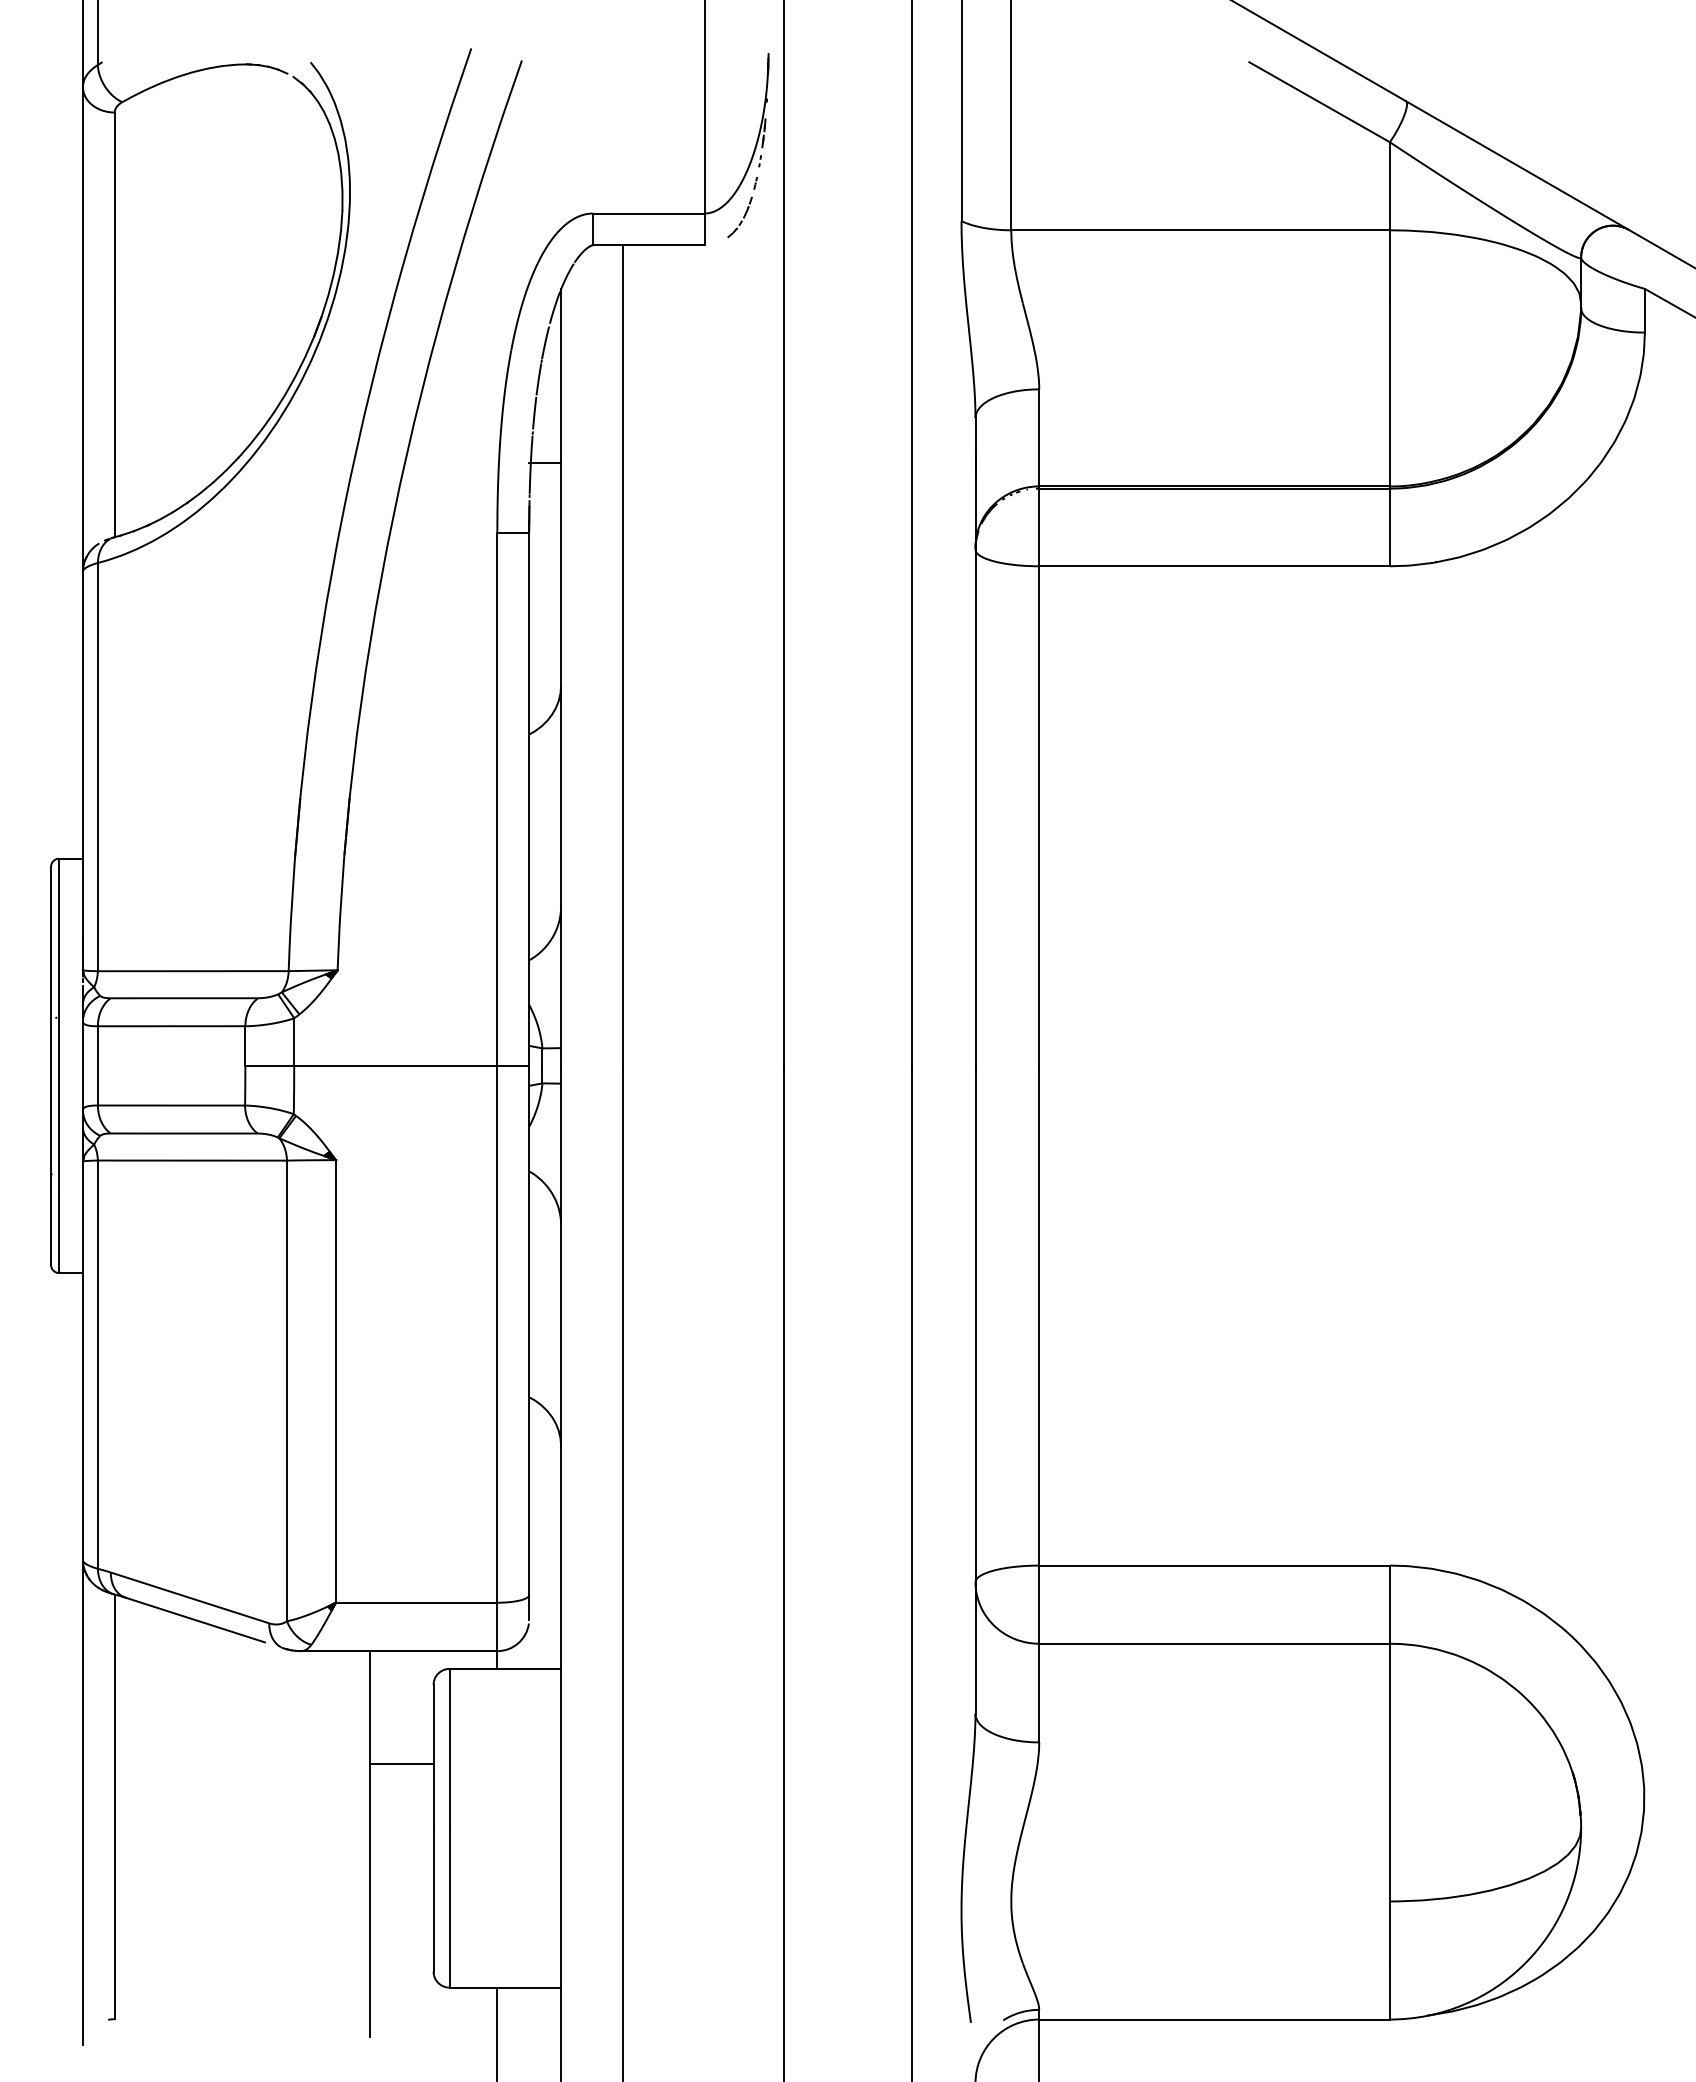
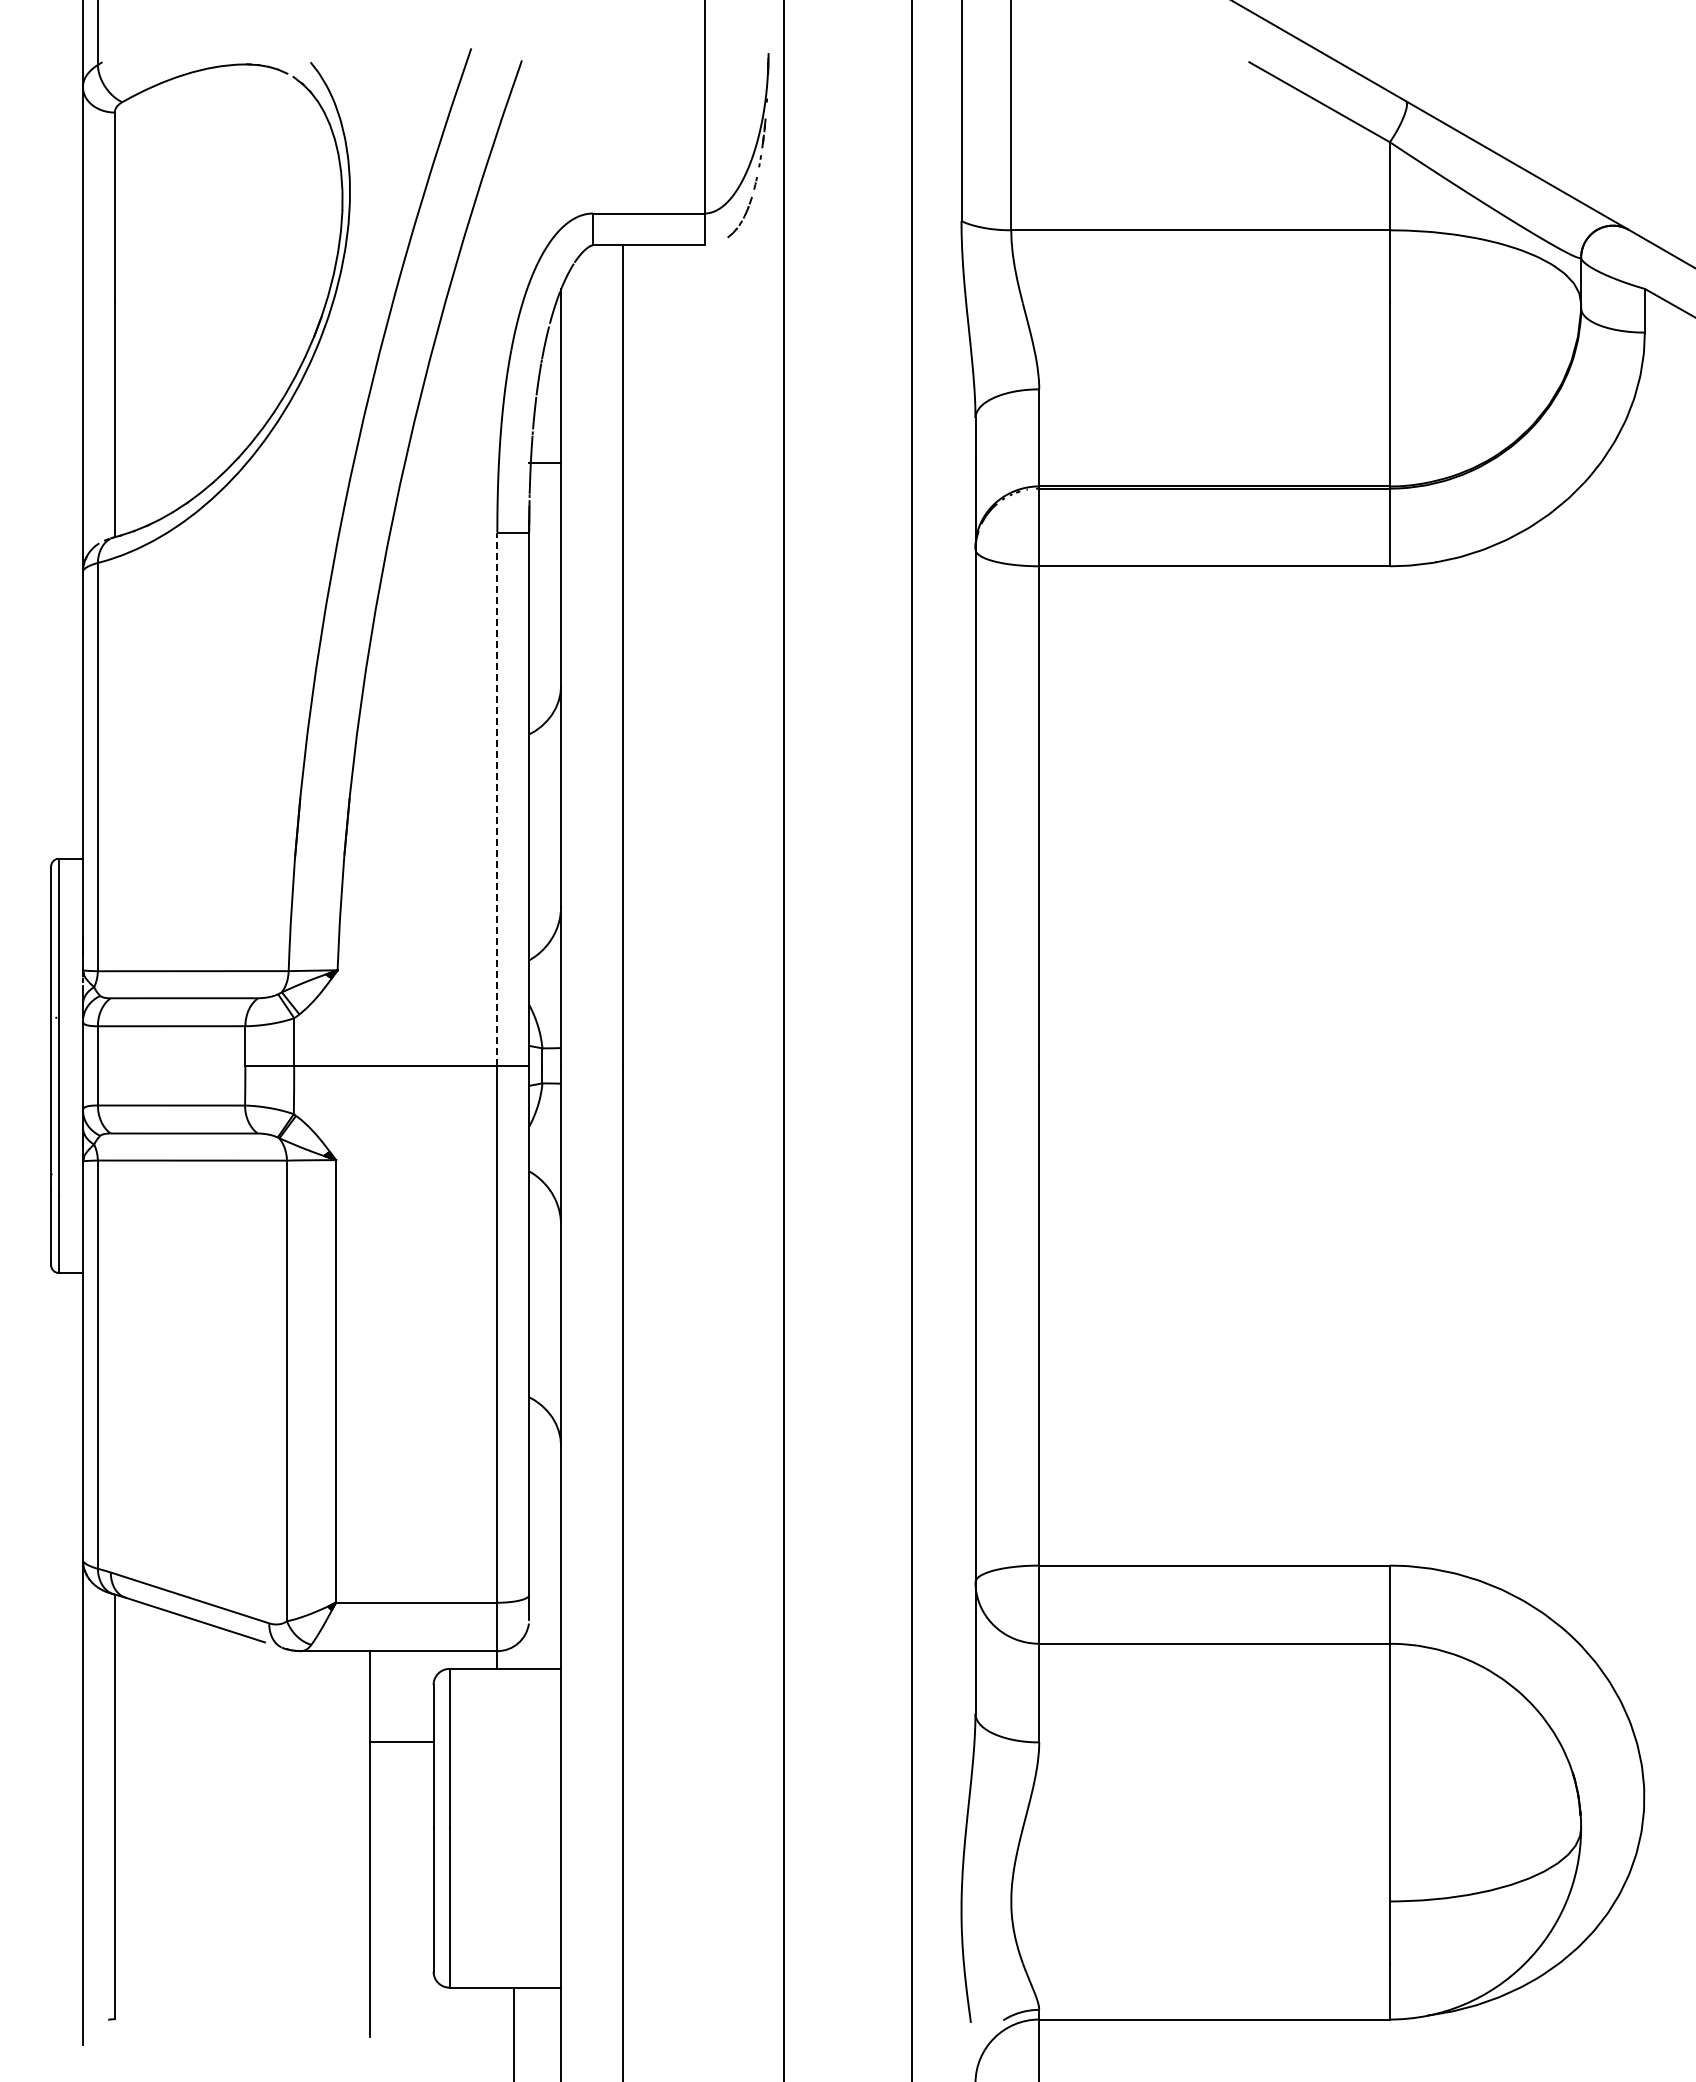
line: solid -> dashed (497, 799)
line position: (401, 1764) -> (401, 1742) (401, 1742)
line position: (497, 2032) -> (514, 2032) (514, 2032)
